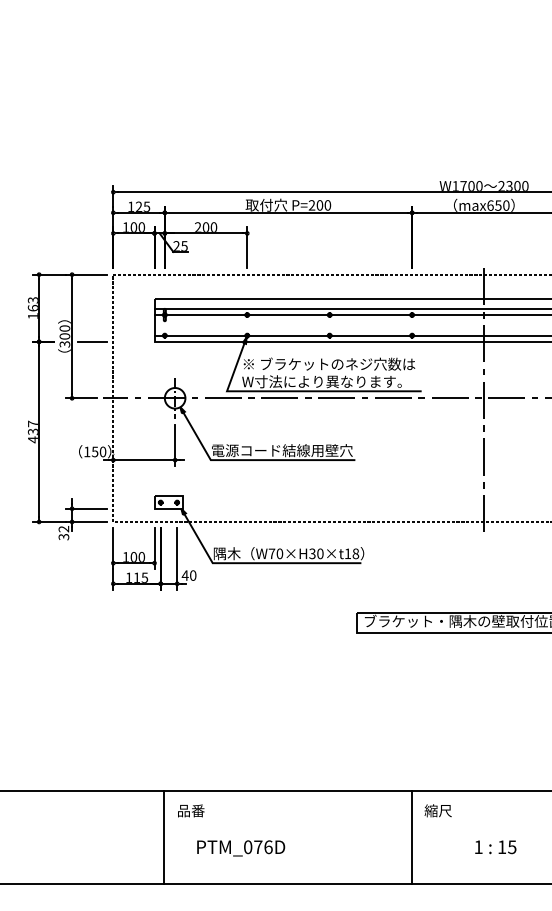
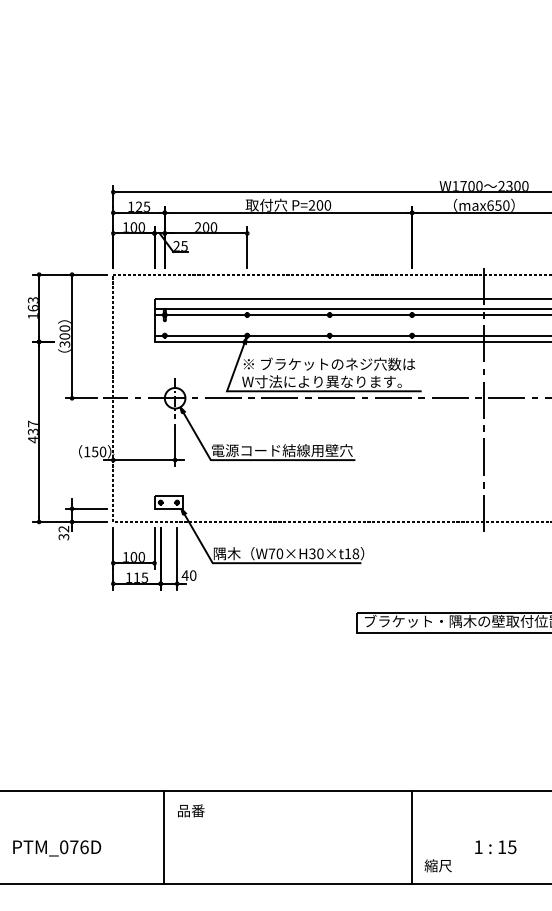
line: present -> none (92, 341)
text position: (437, 810) -> (437, 865) (437, 865)
text position: (241, 848) -> (57, 848) (57, 848)
